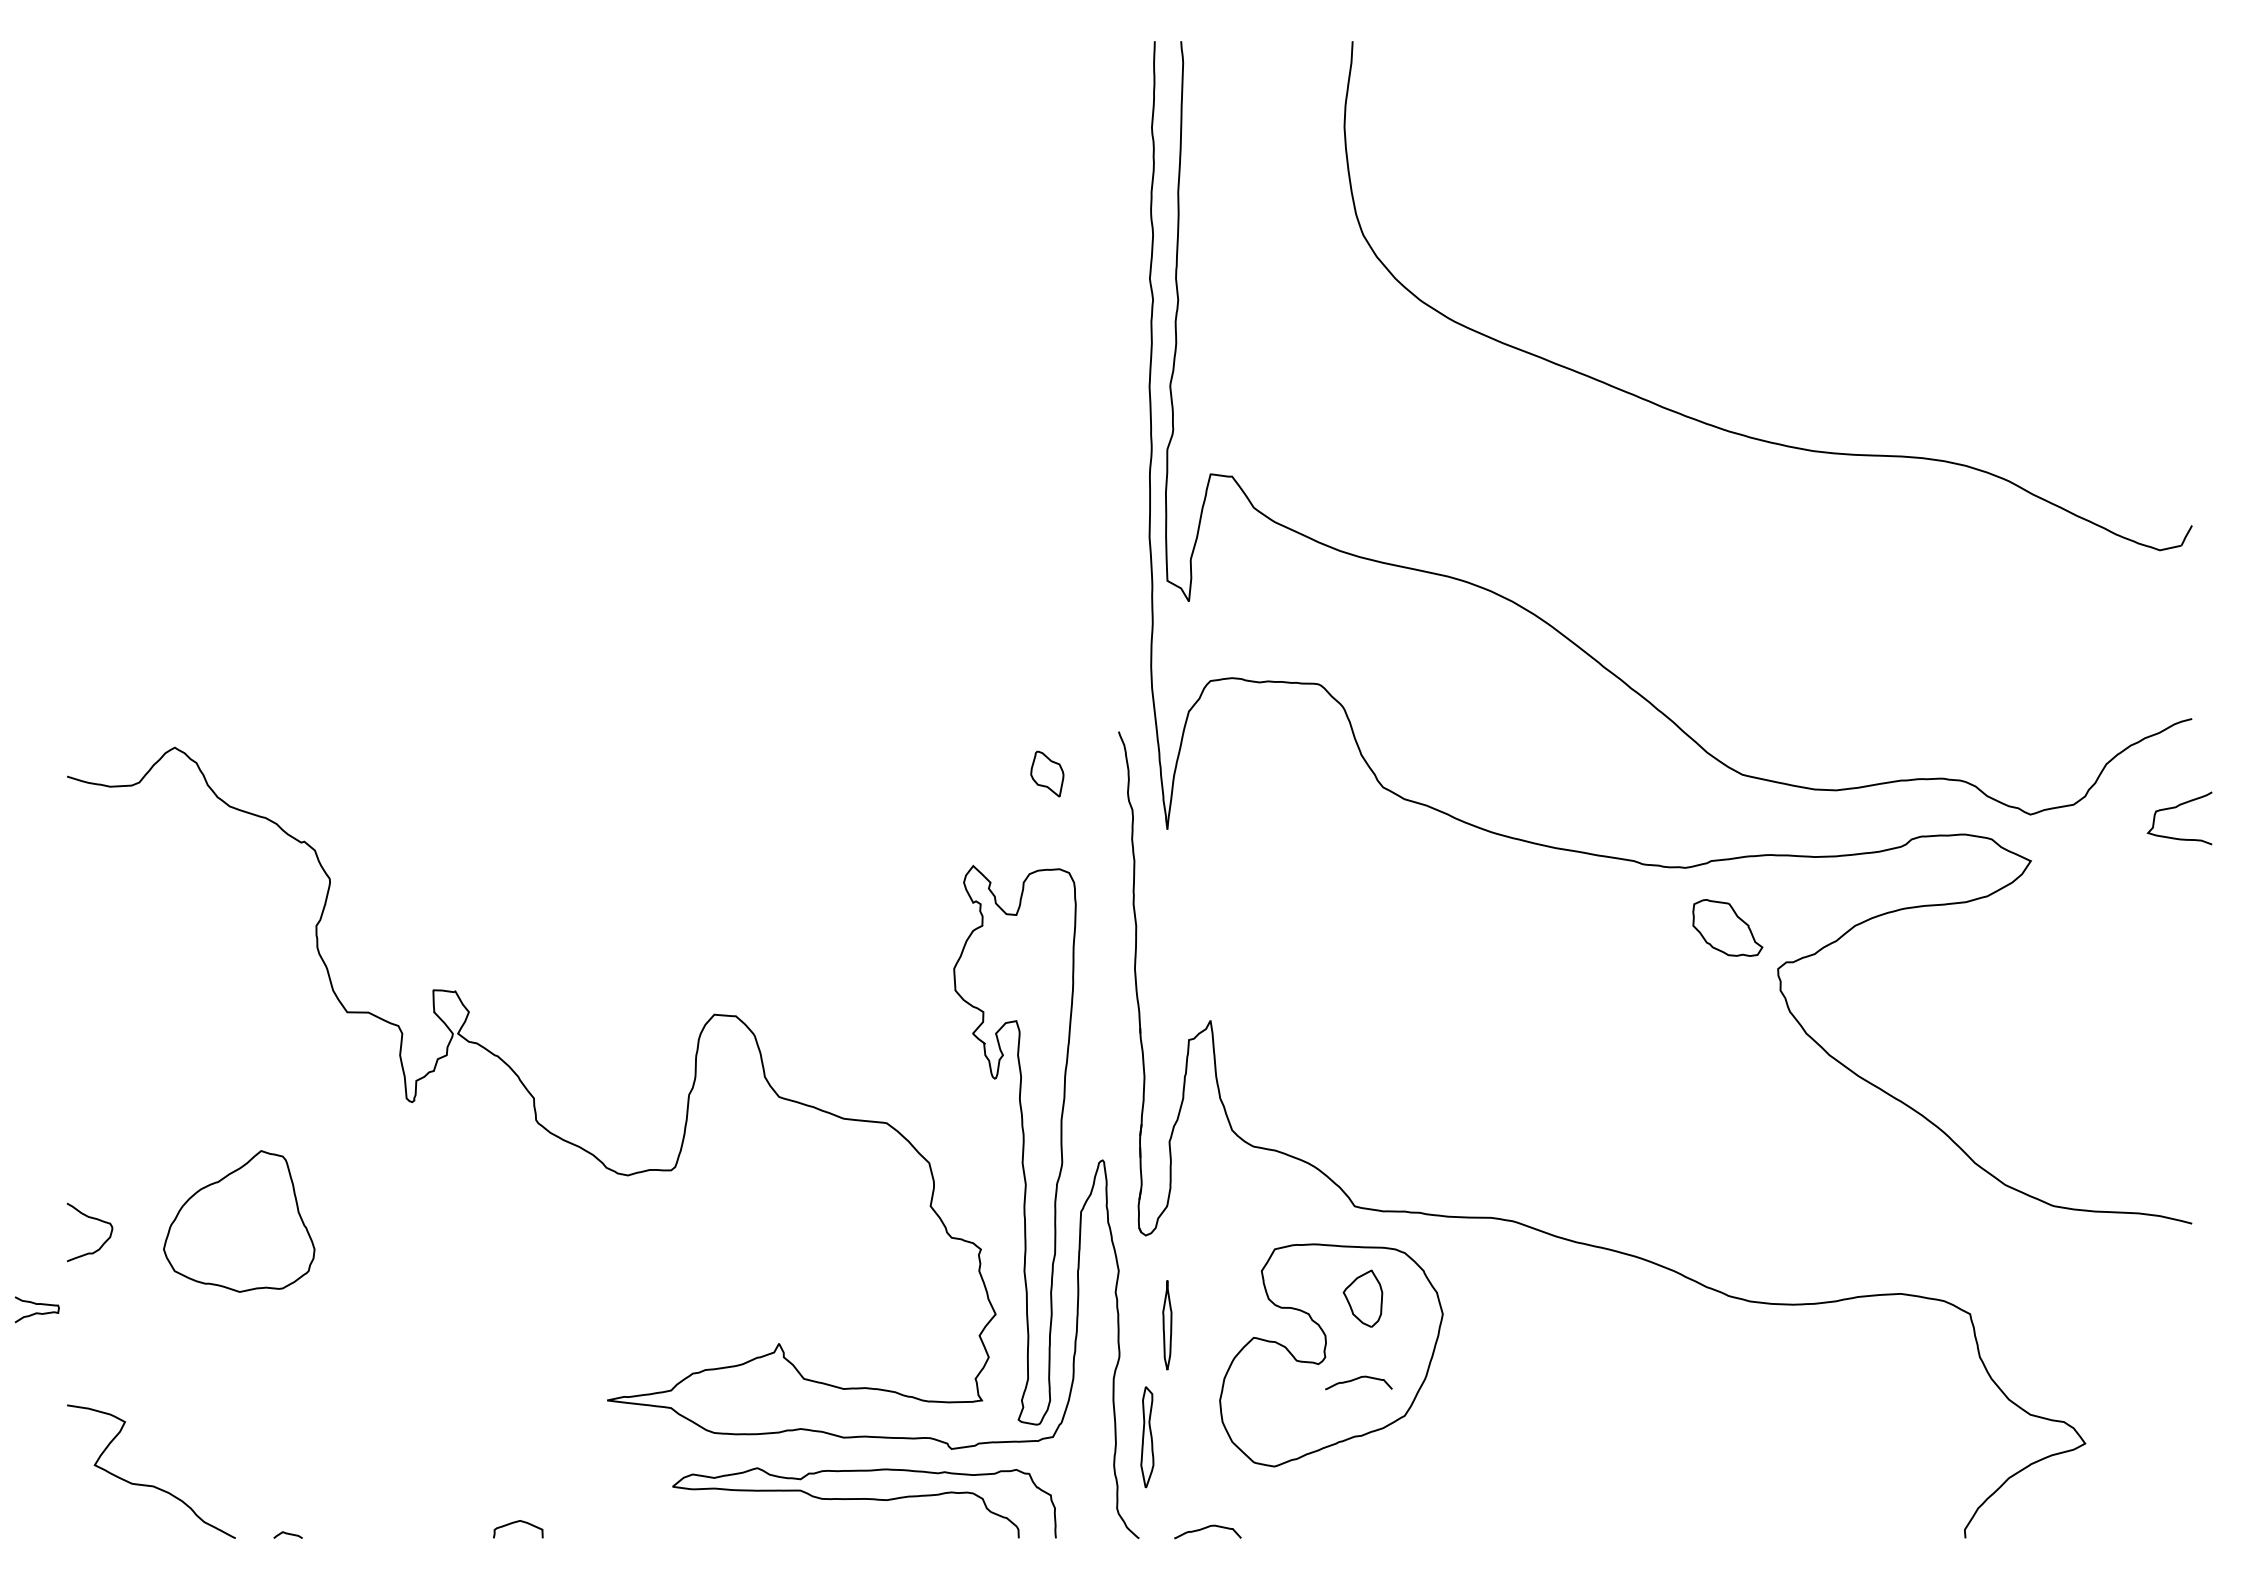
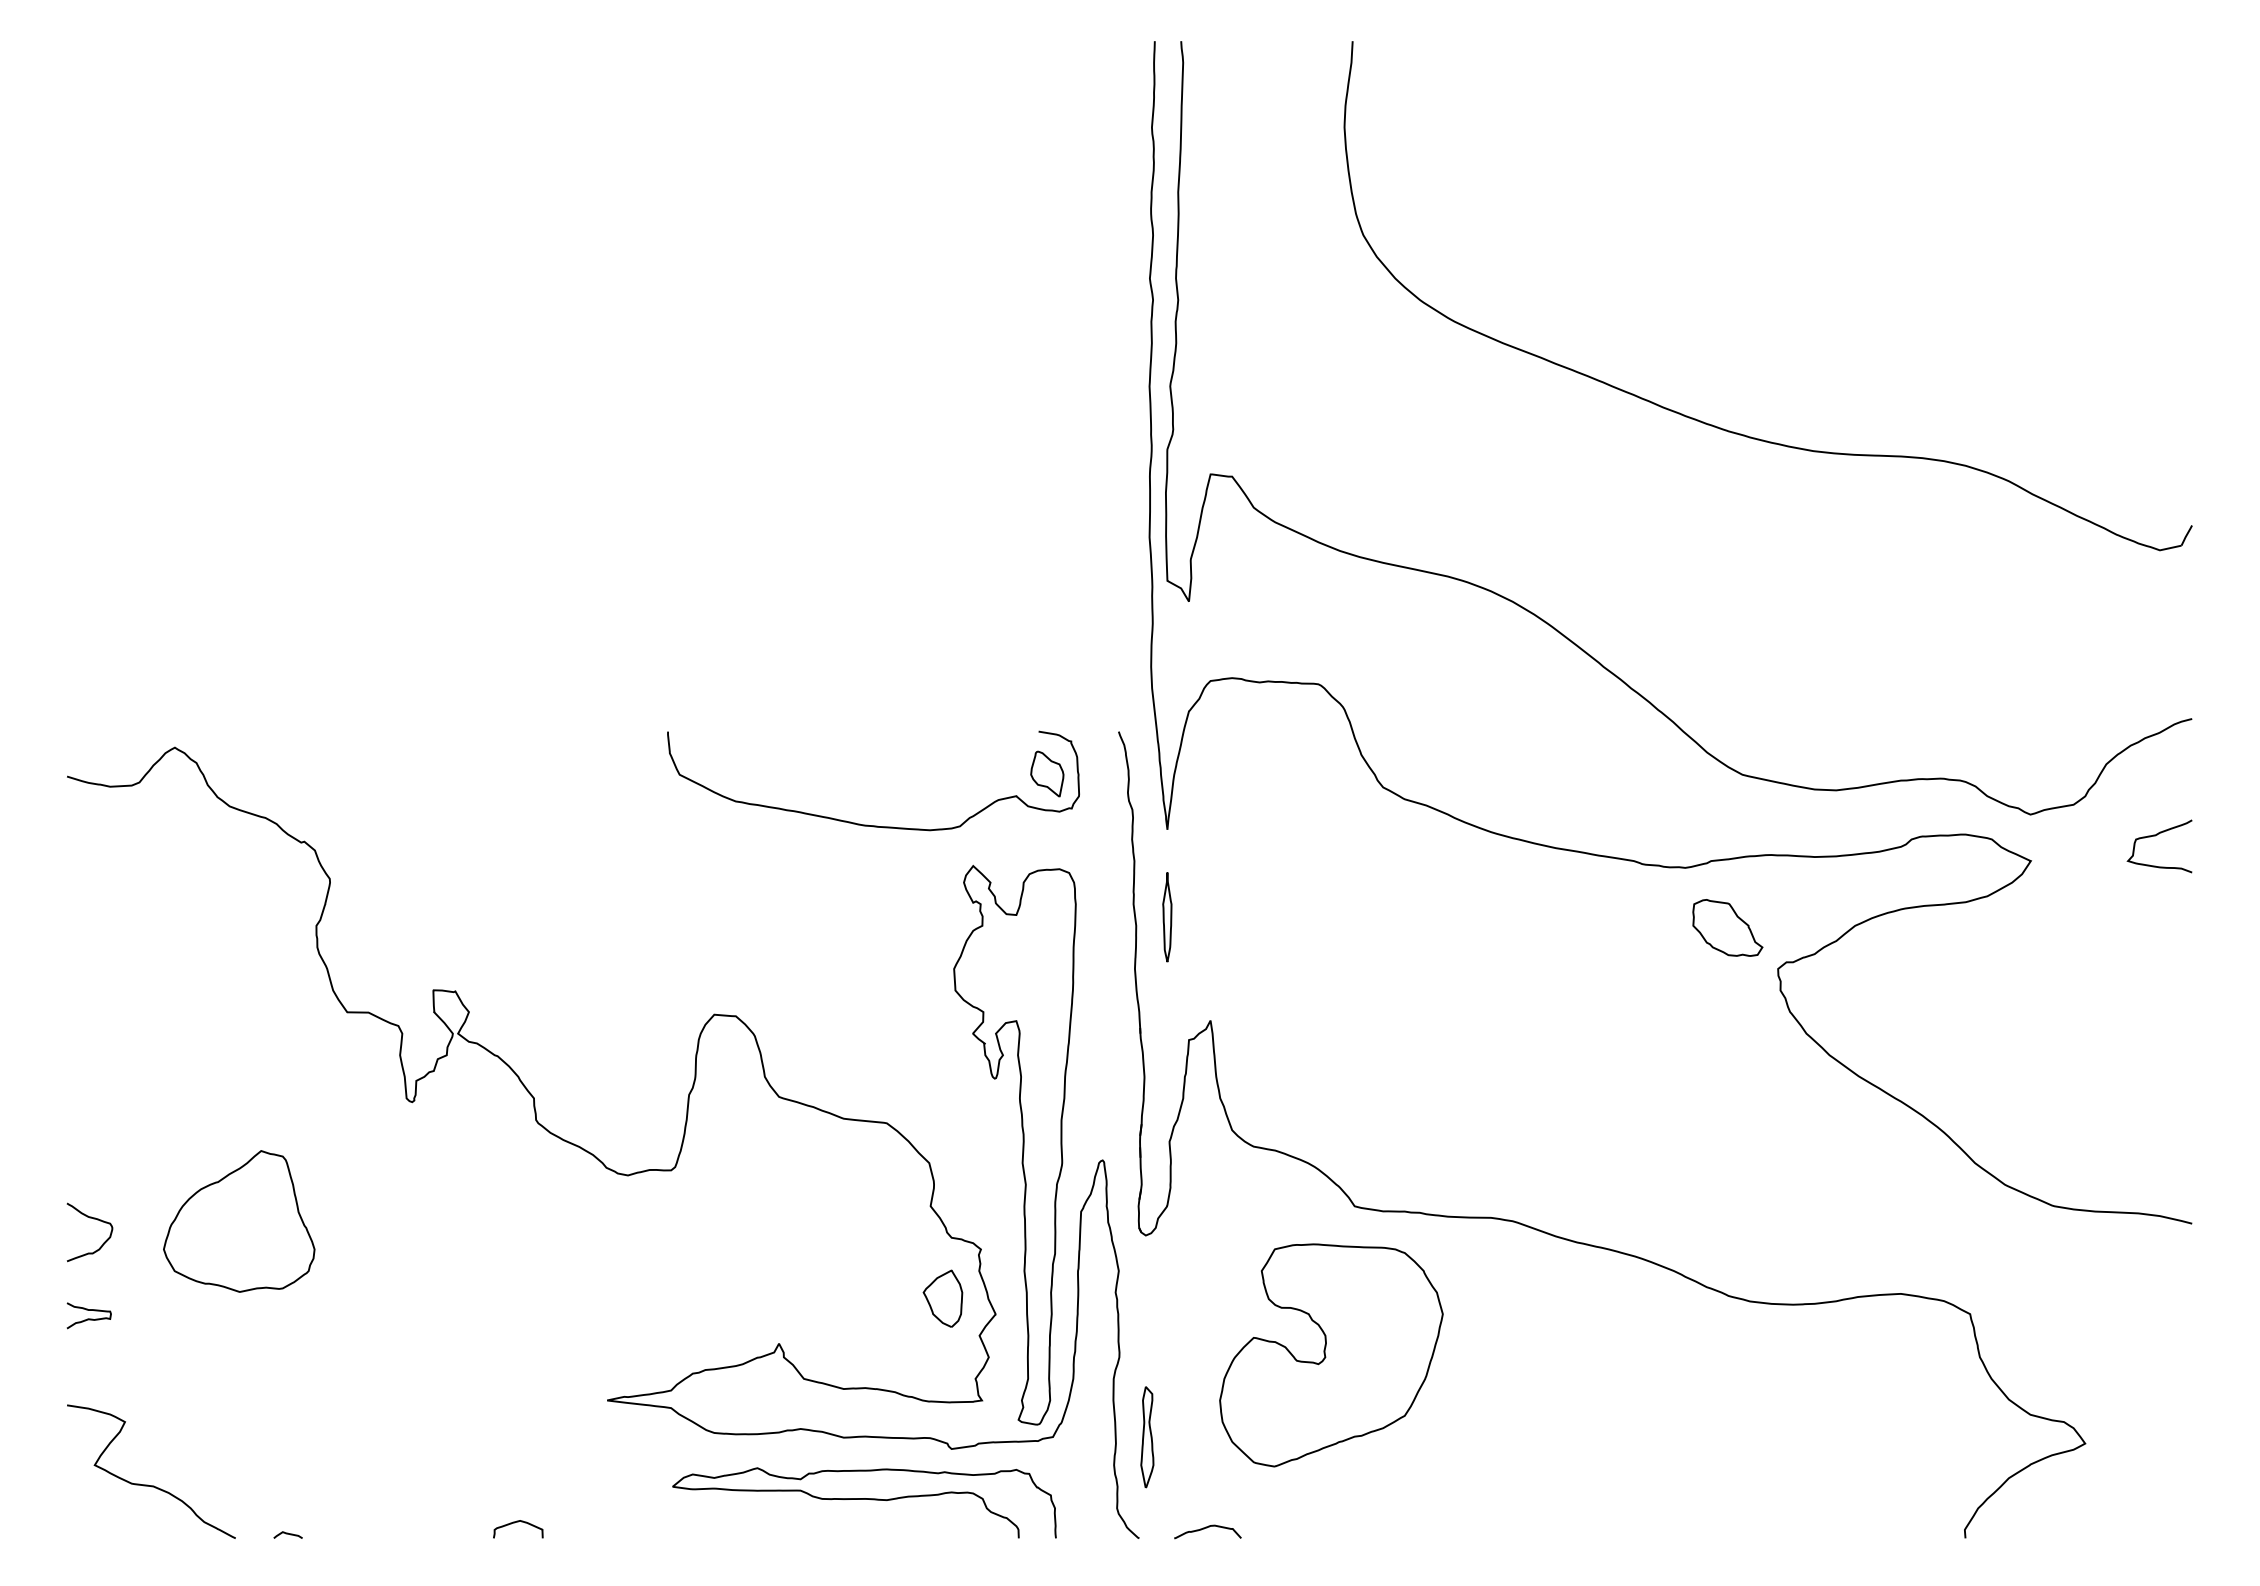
curve position: (2175, 808) -> (2155, 836) (2155, 836)
curve: none -> present (867, 824)
part position: (1362, 1298) -> (942, 1298) (942, 1298)
curve position: (36, 1312) -> (88, 1318) (88, 1318)
part position: (1167, 1325) -> (1167, 917) (1167, 917)
curve: present -> none (1358, 1379)
